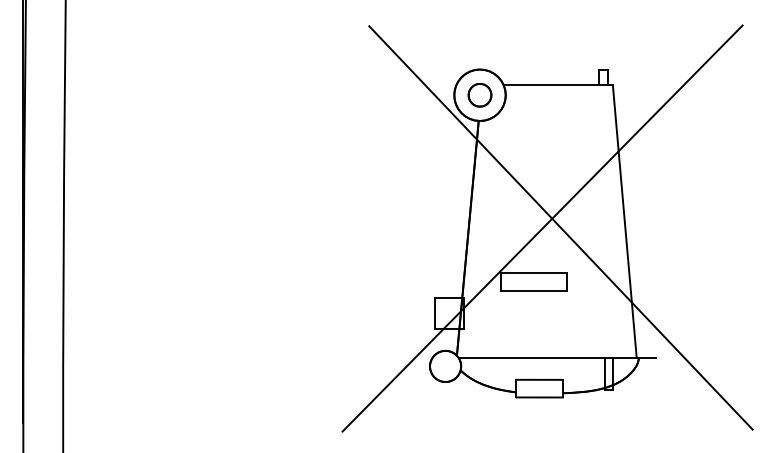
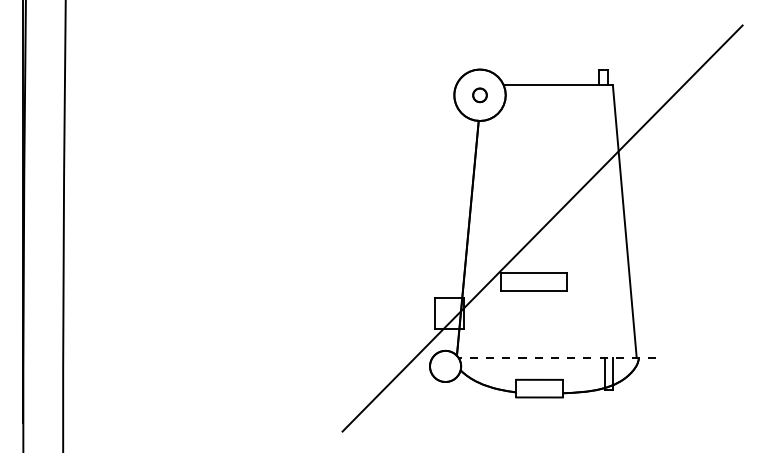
part size: 26x25 px -> 16x17 px (479, 95)
line: present -> none (560, 227)
line: solid -> dashed (557, 357)
